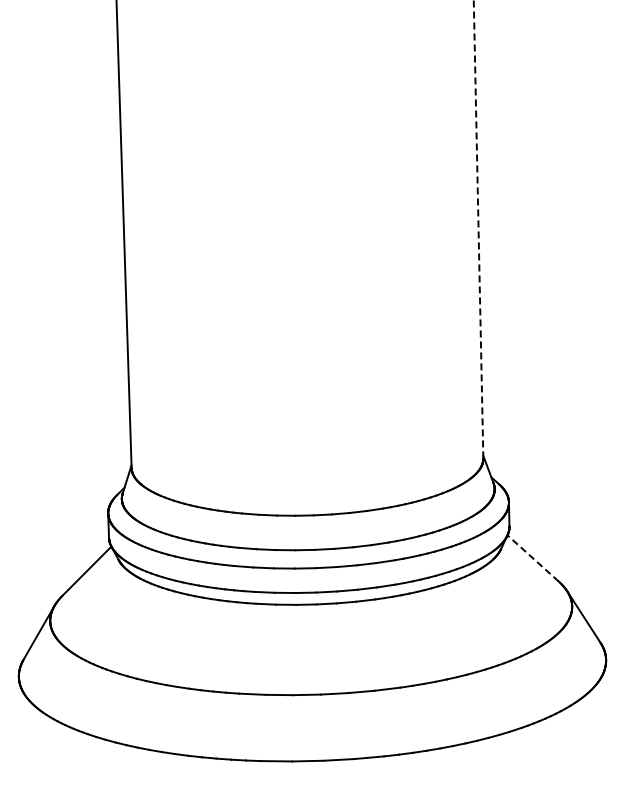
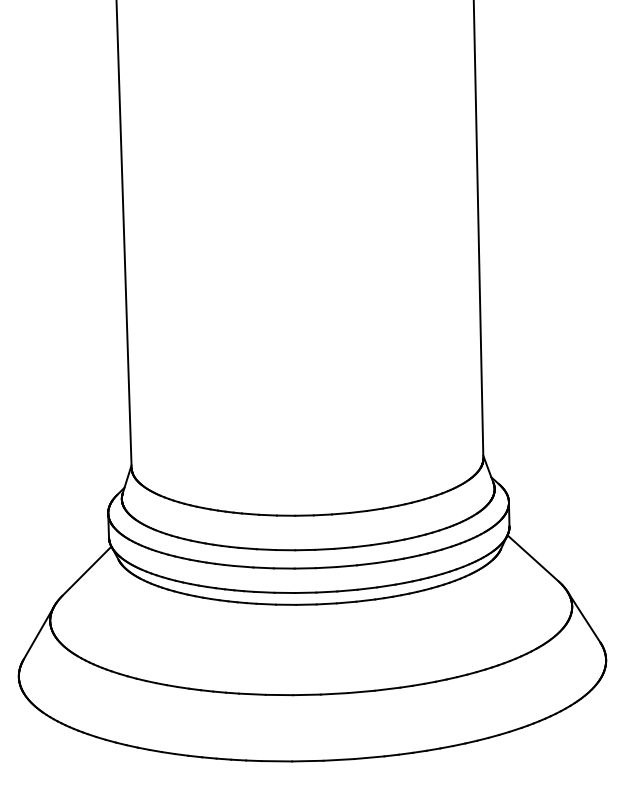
line: dashed -> solid (478, 228)
line: dashed -> solid (532, 558)
